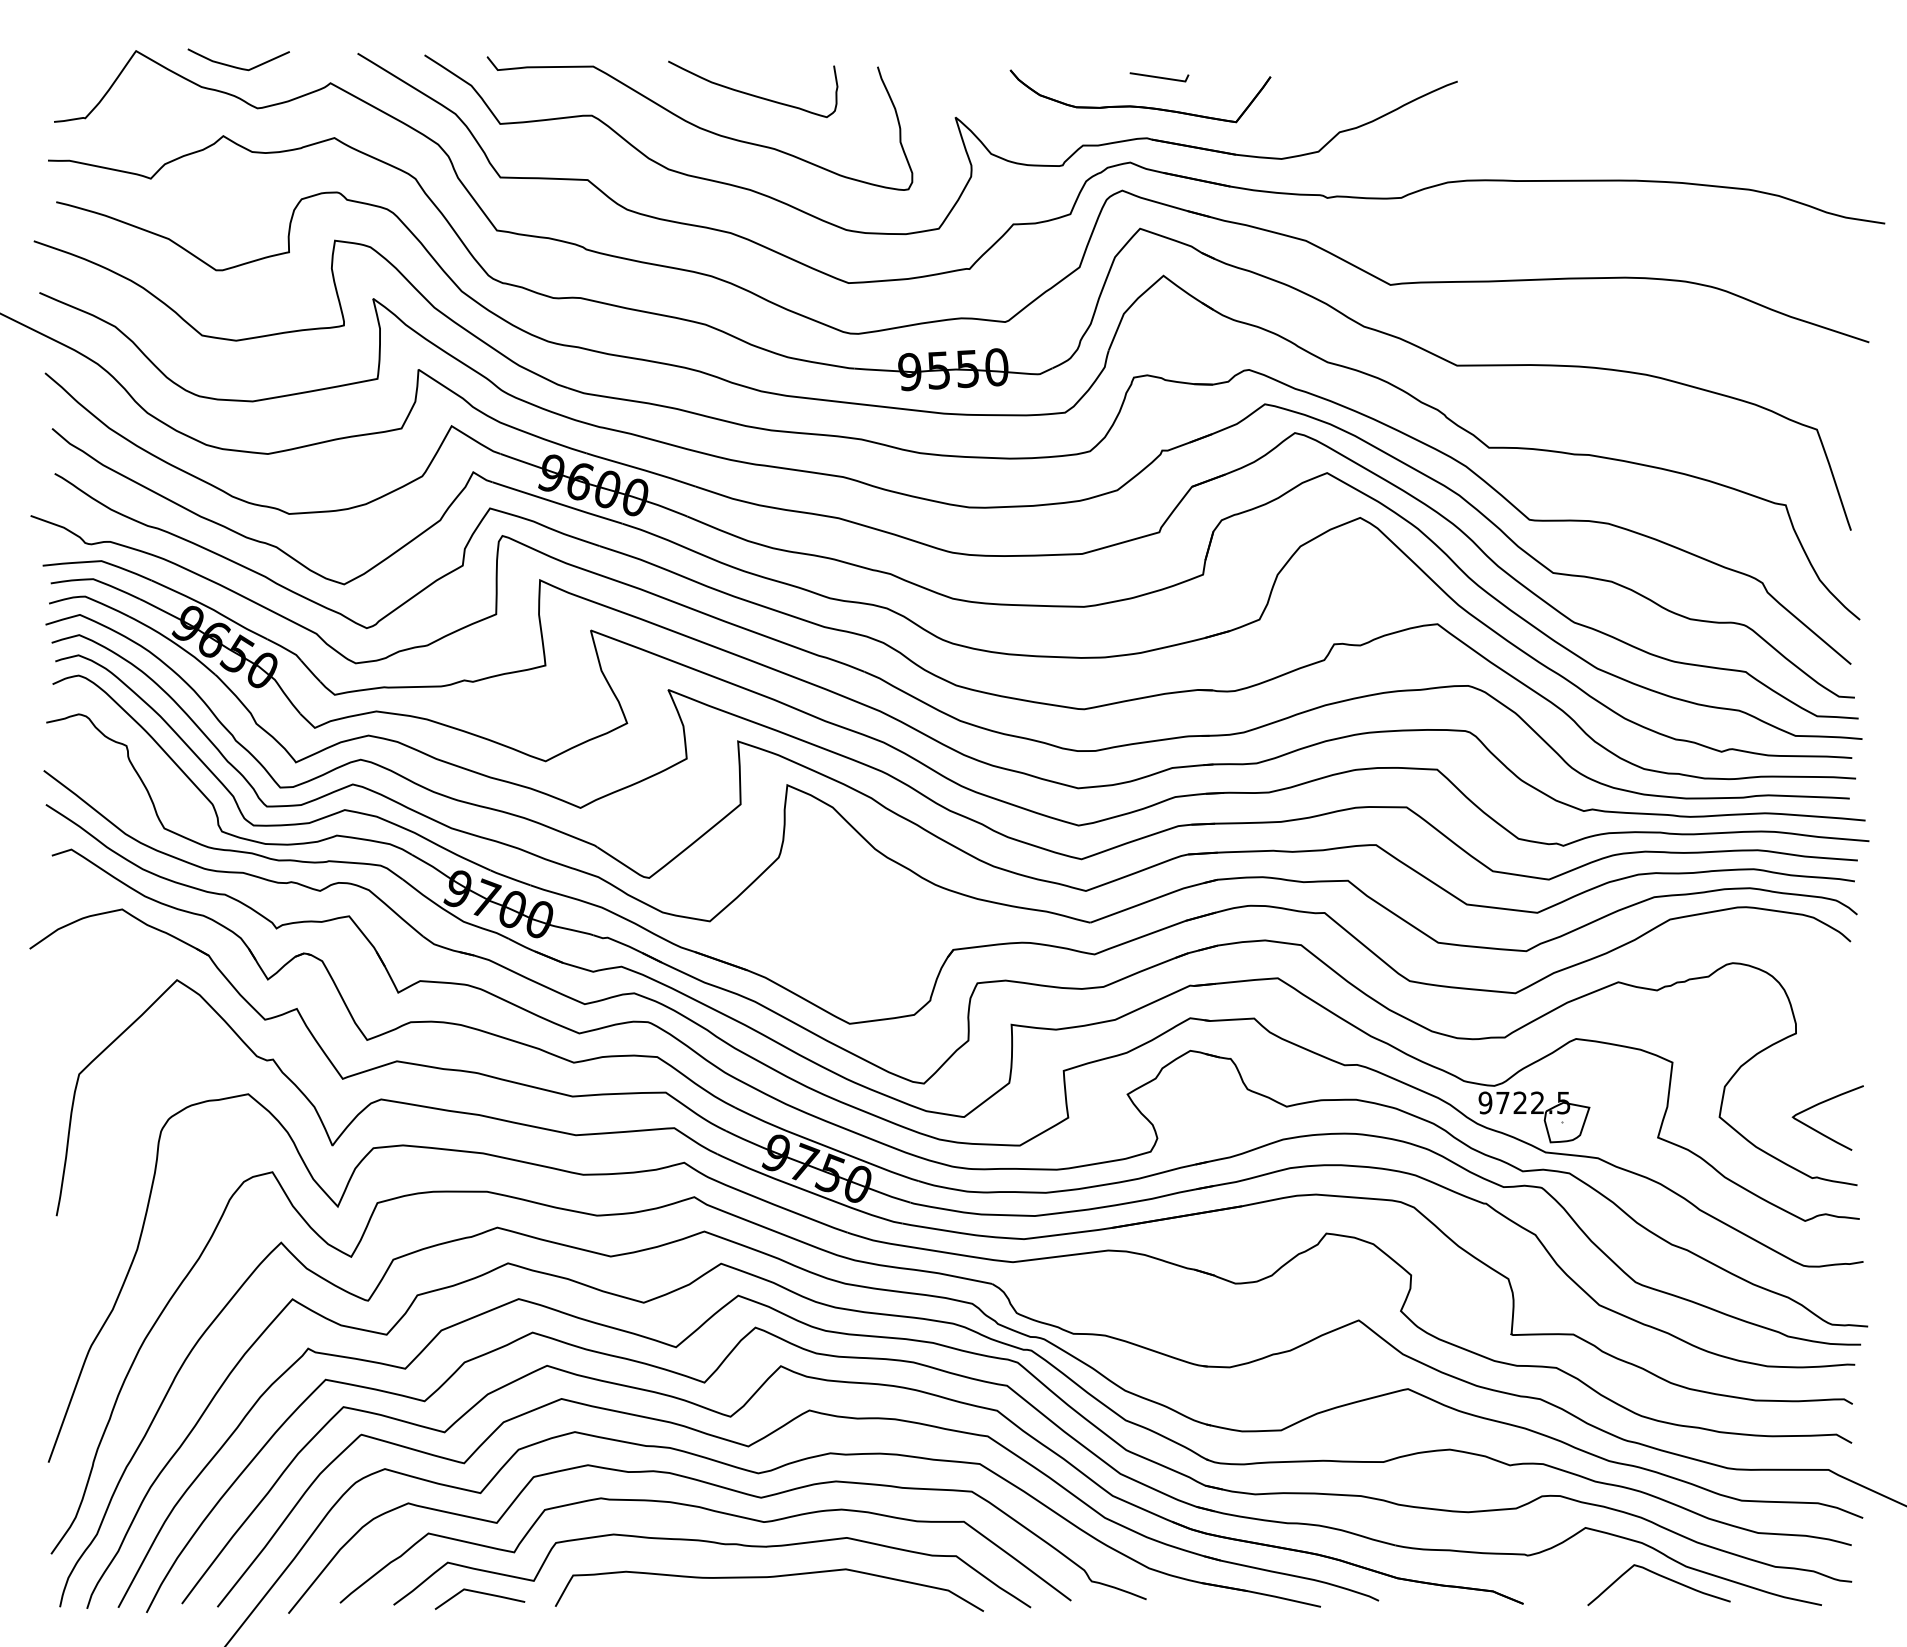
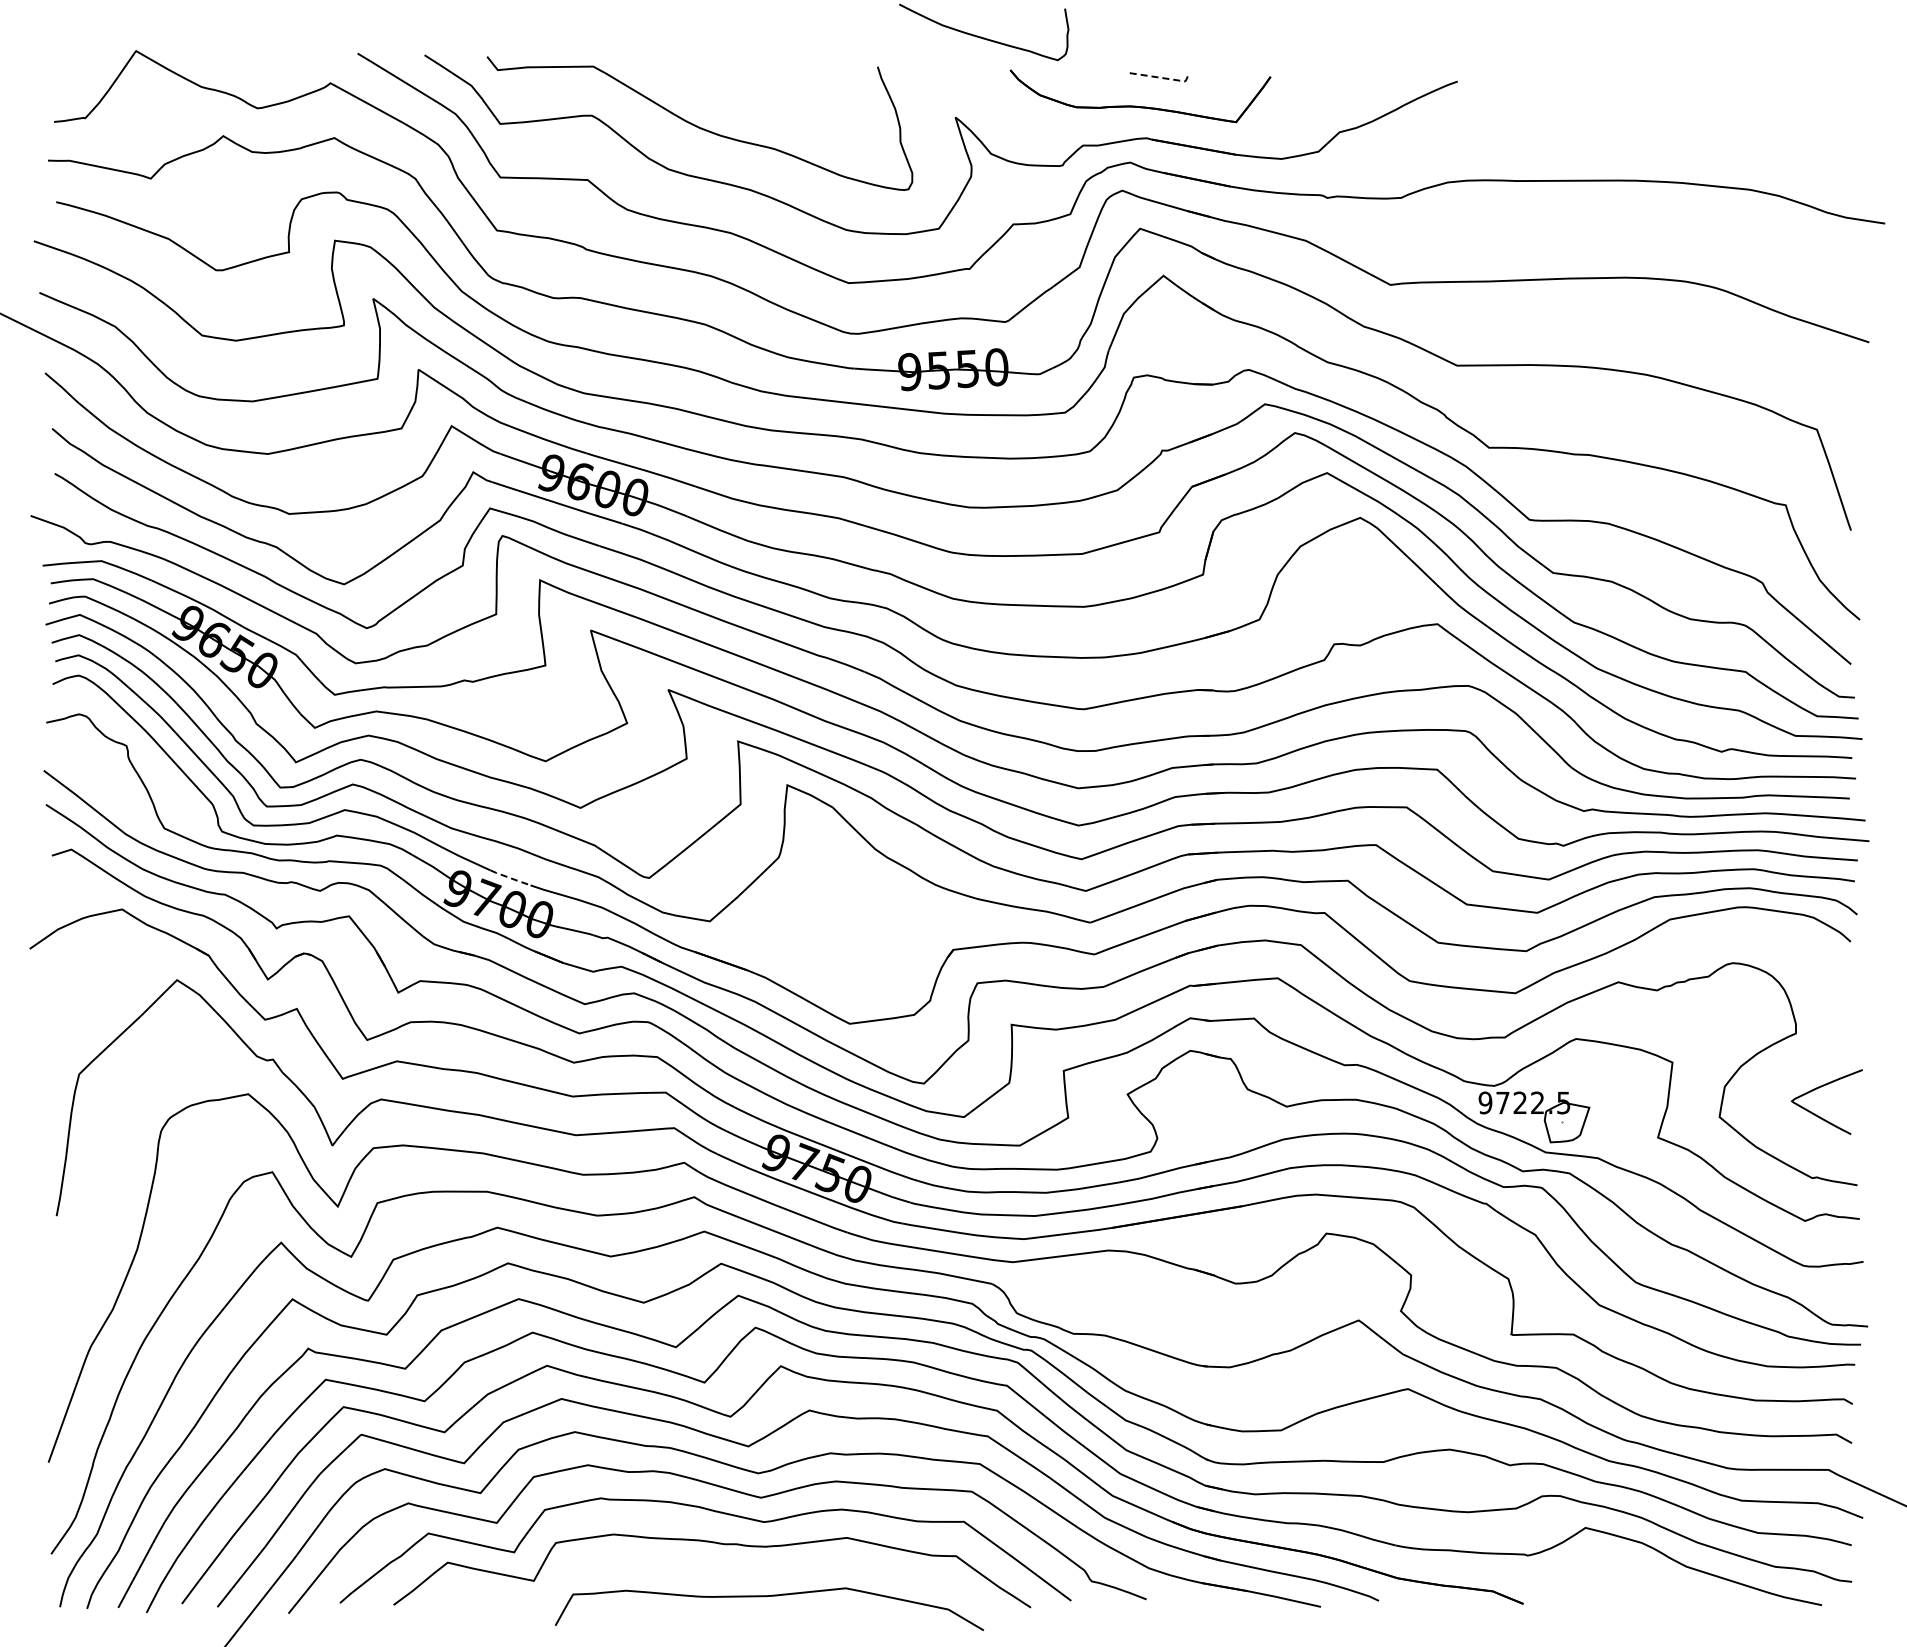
curve: present -> none (236, 66)
line: solid -> dashed (1161, 77)
curve position: (750, 93) -> (981, 36) (981, 36)
line: solid -> dashed (510, 878)
curve position: (1820, 1104) -> (1819, 1088) (1819, 1088)
curve: present -> none (1662, 1577)
curve position: (765, 1578) -> (765, 1597) (765, 1597)
line: present -> none (479, 1593)
